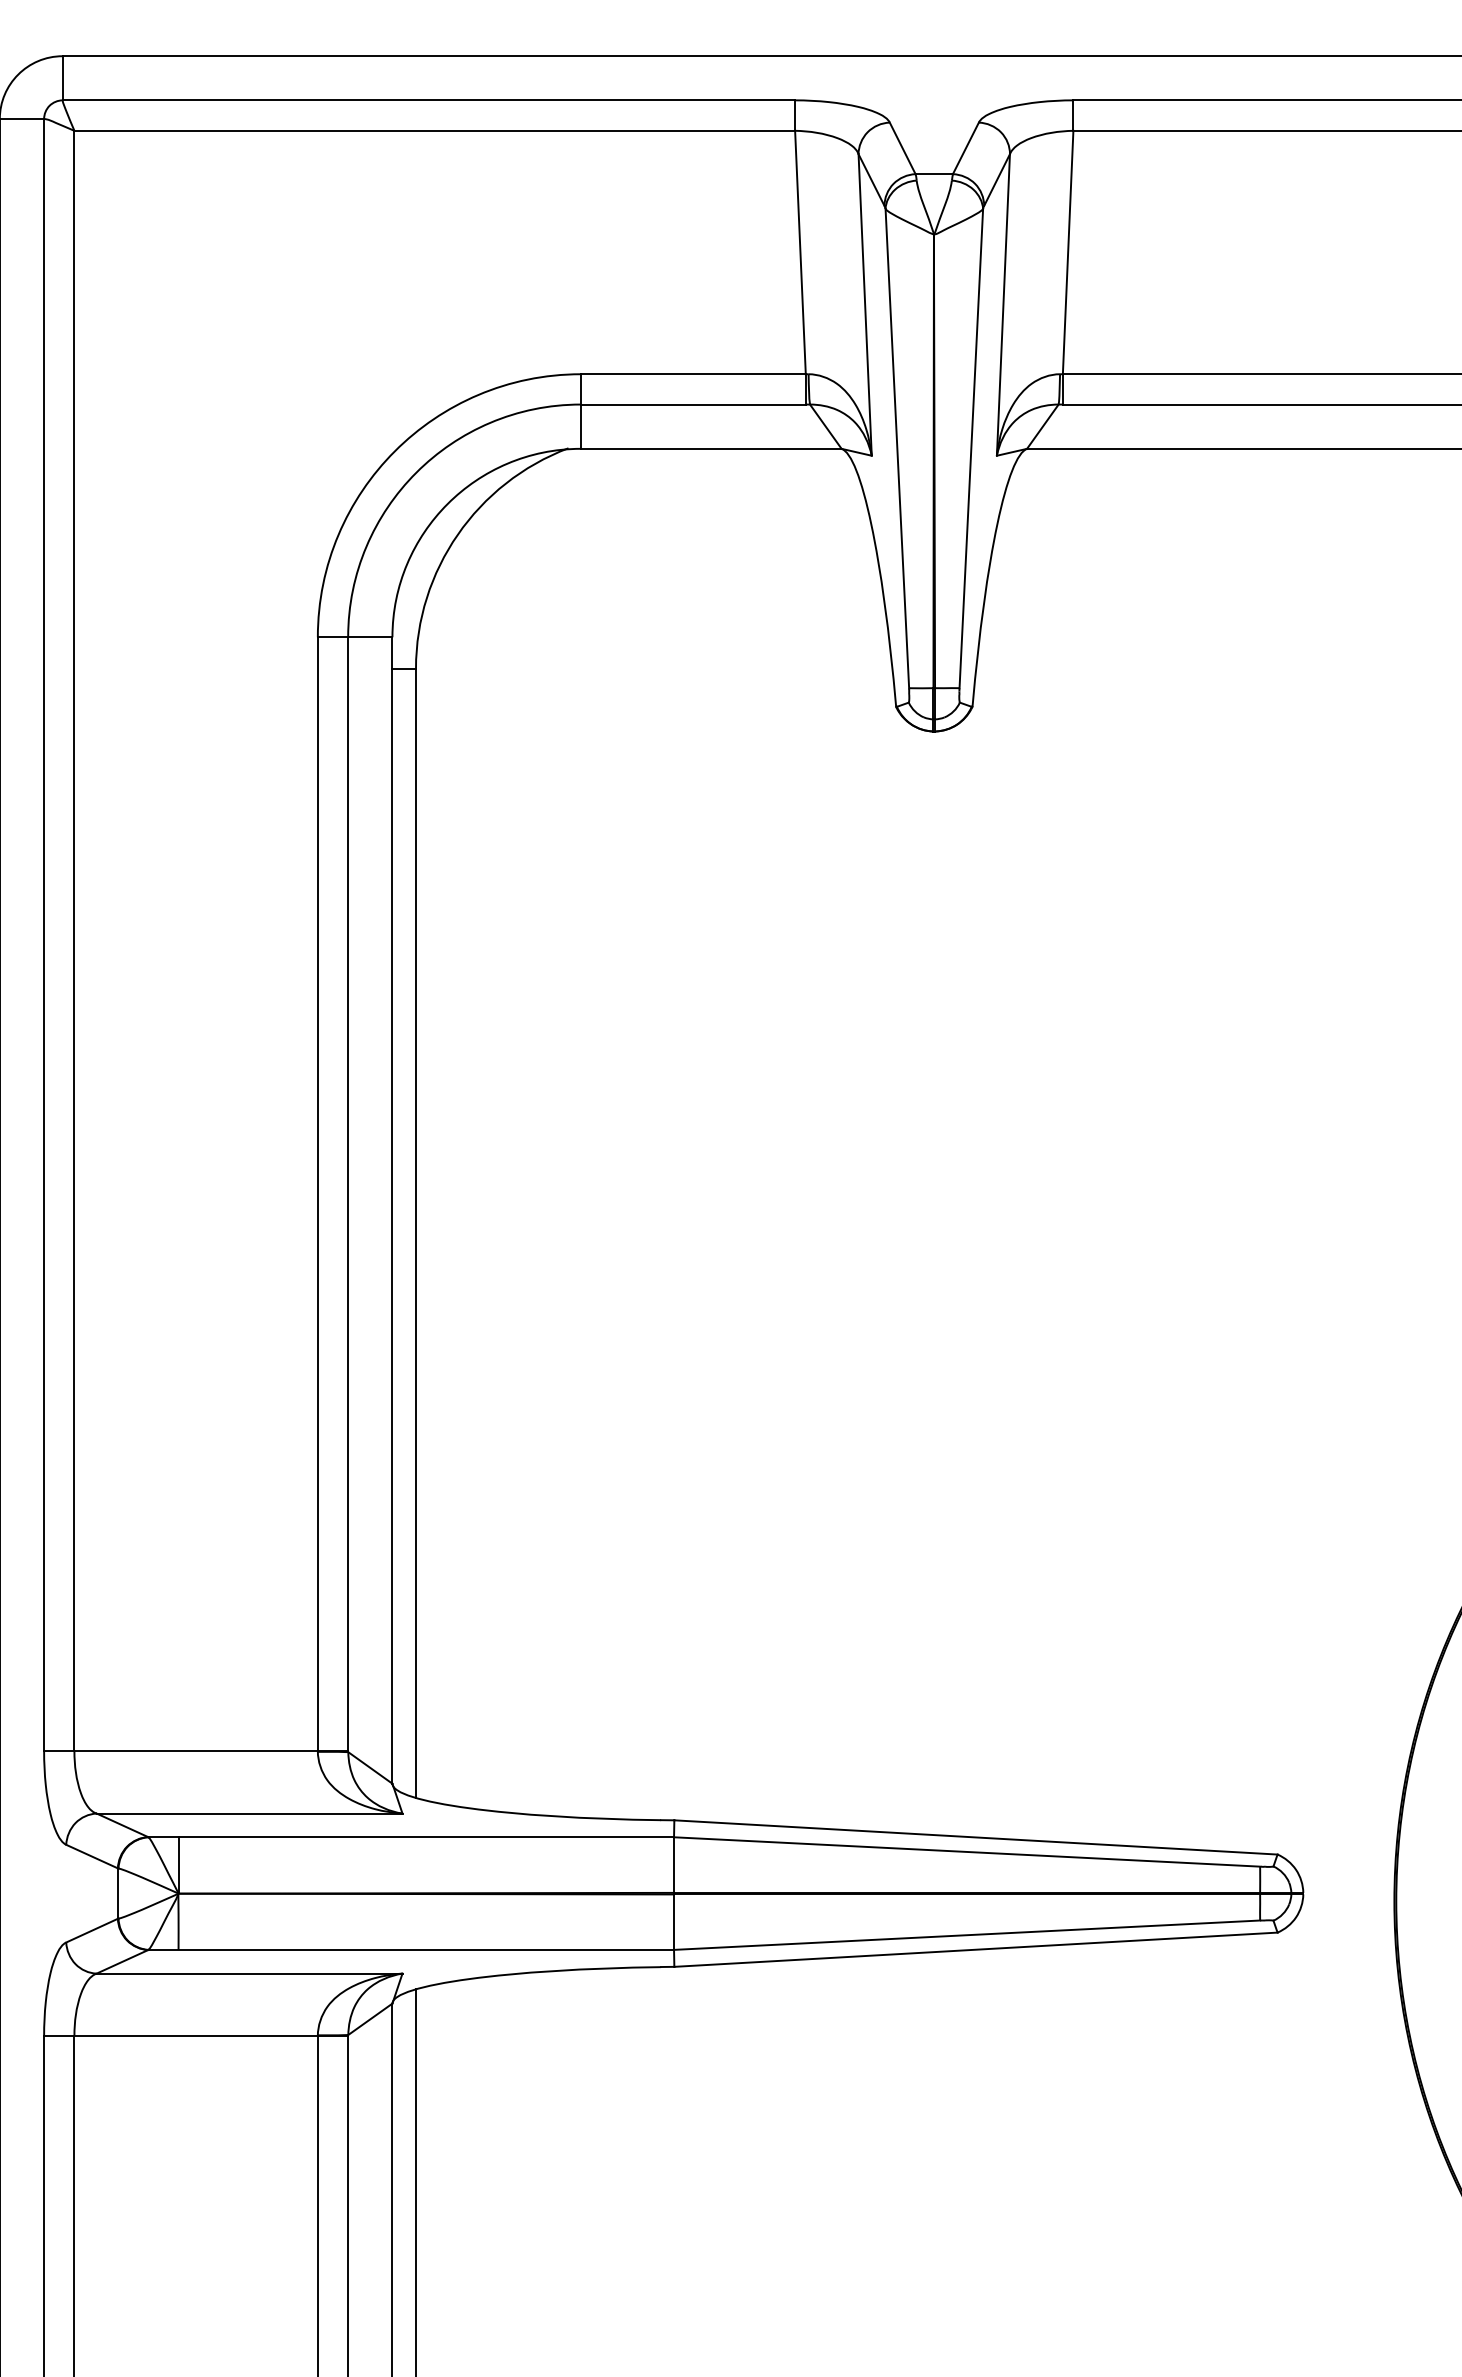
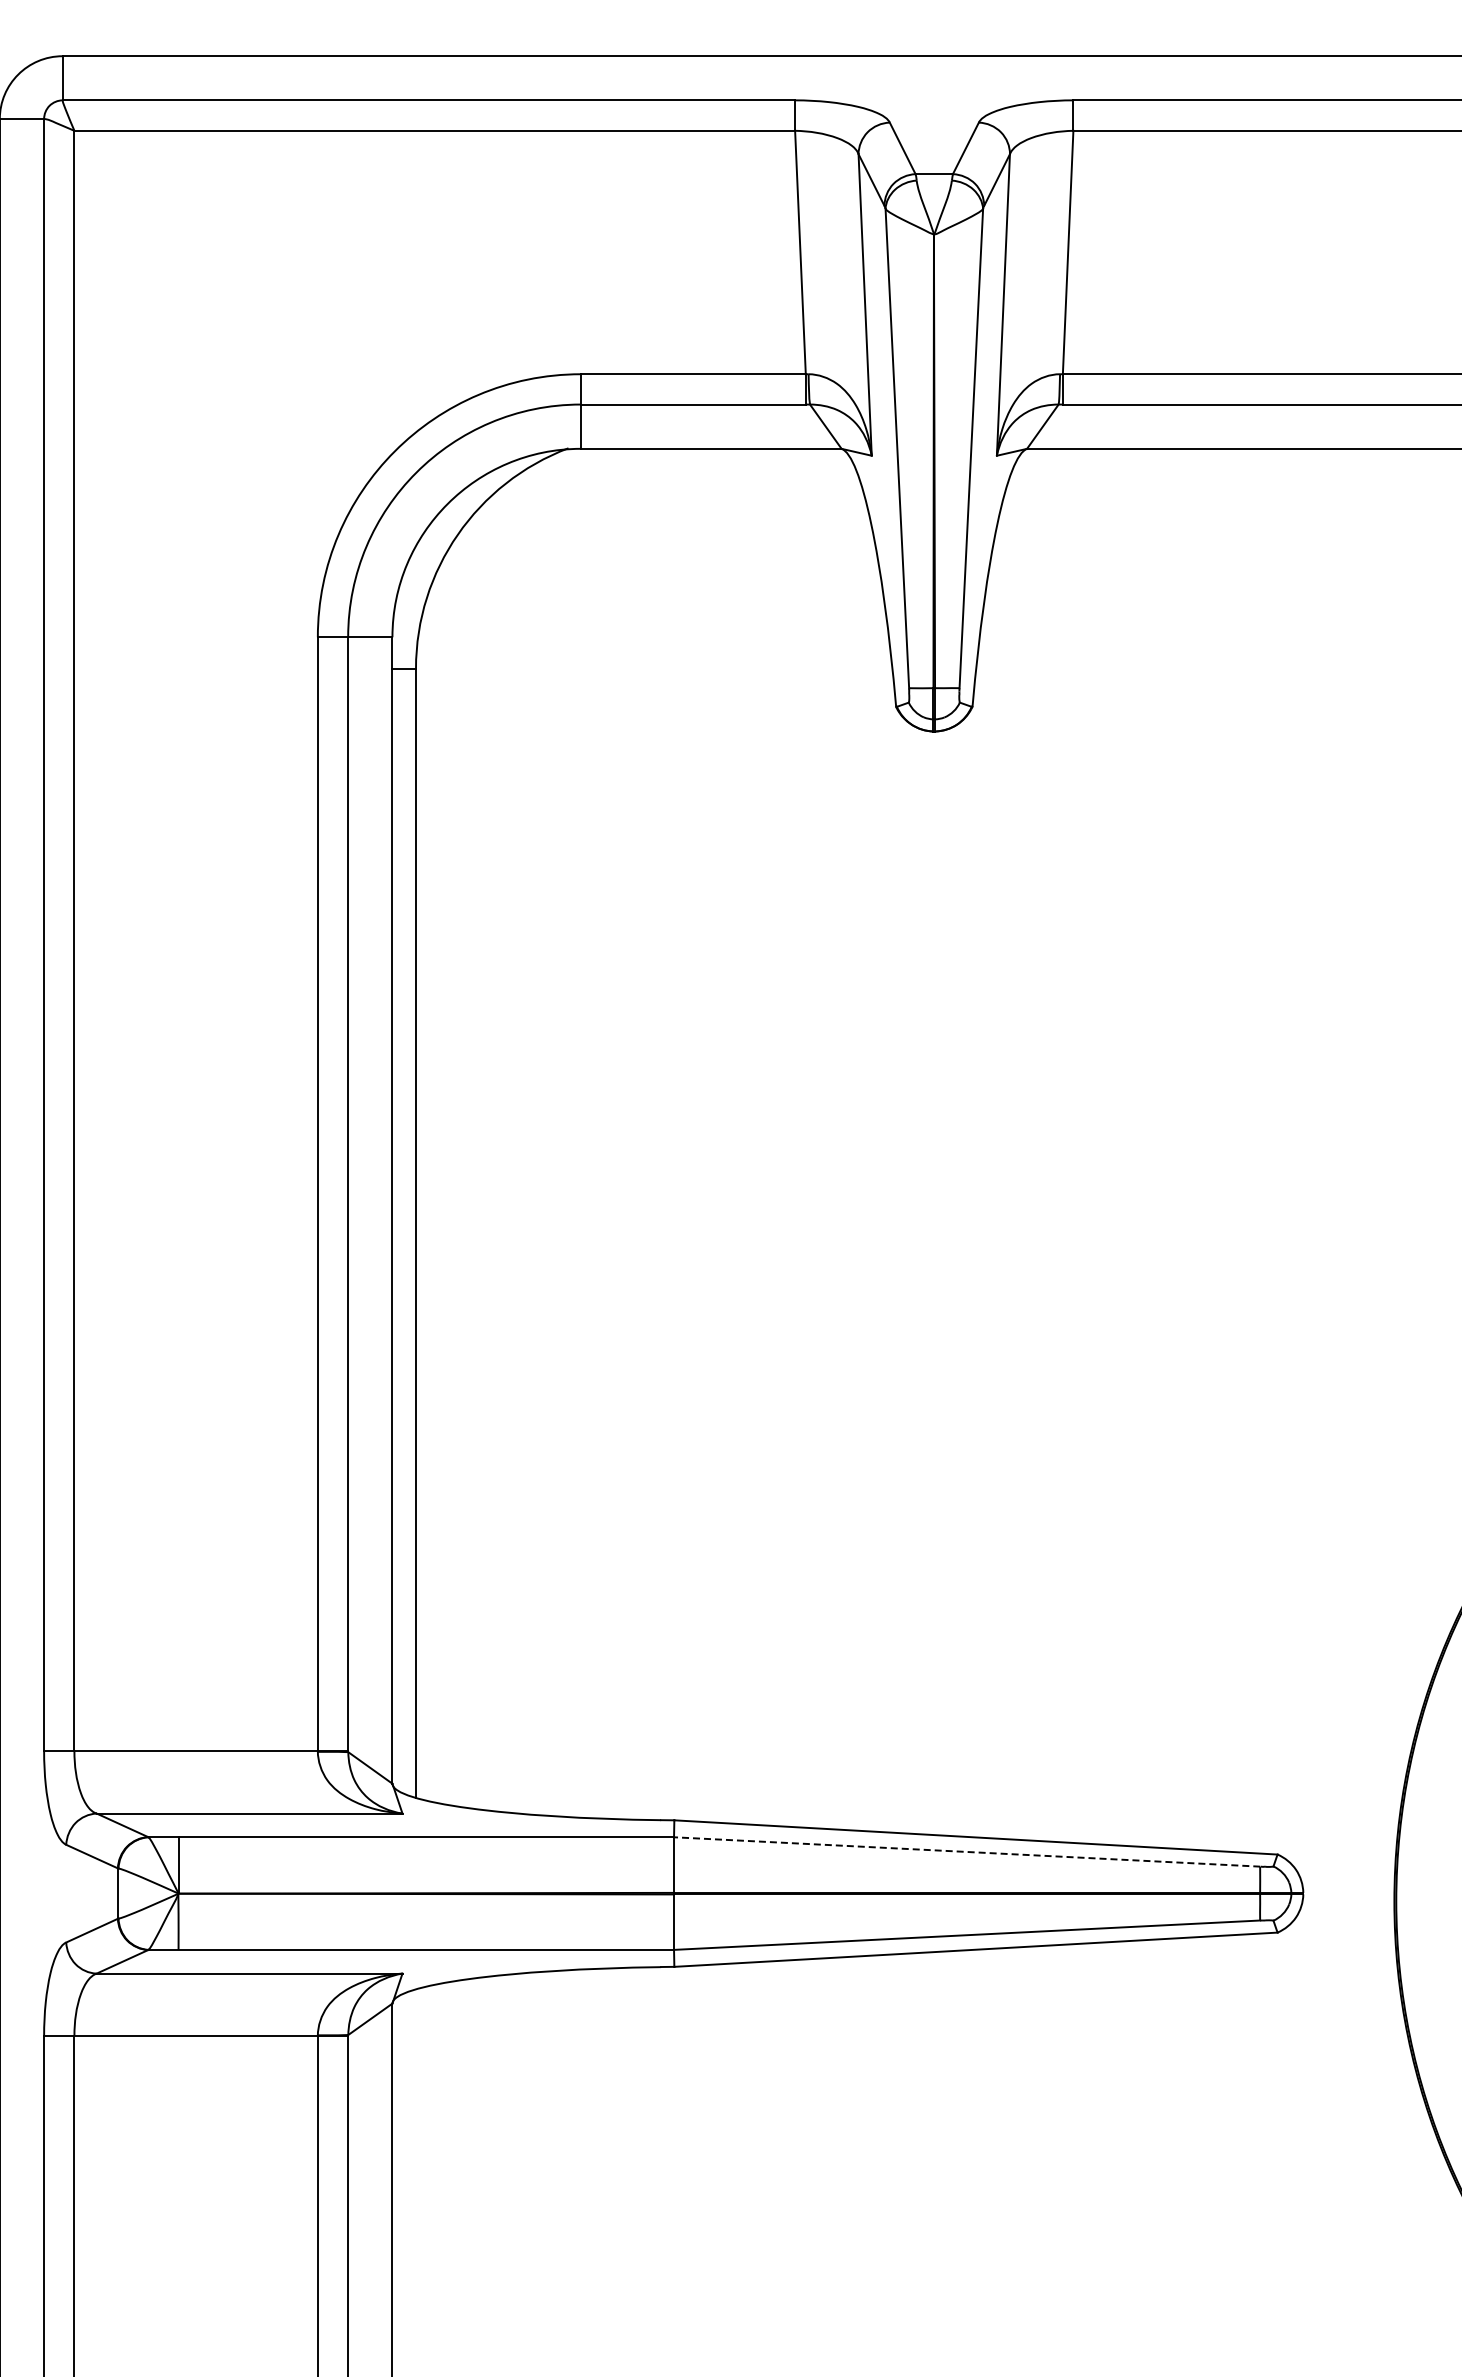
line: solid -> dashed (966, 1851)
line: present -> none (416, 2181)
